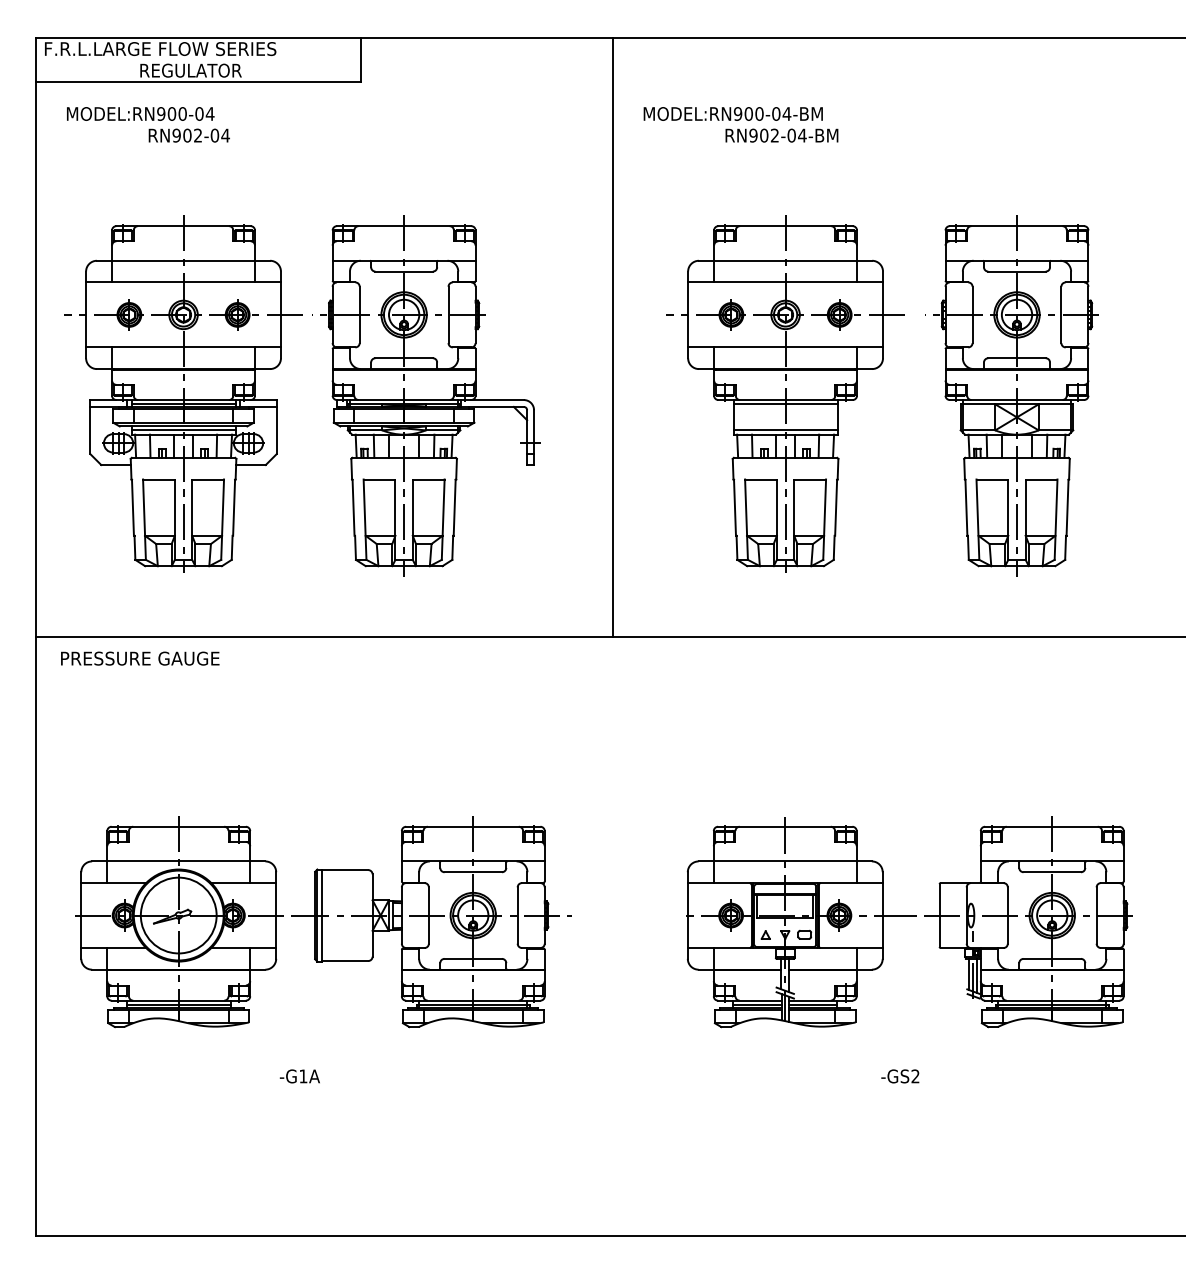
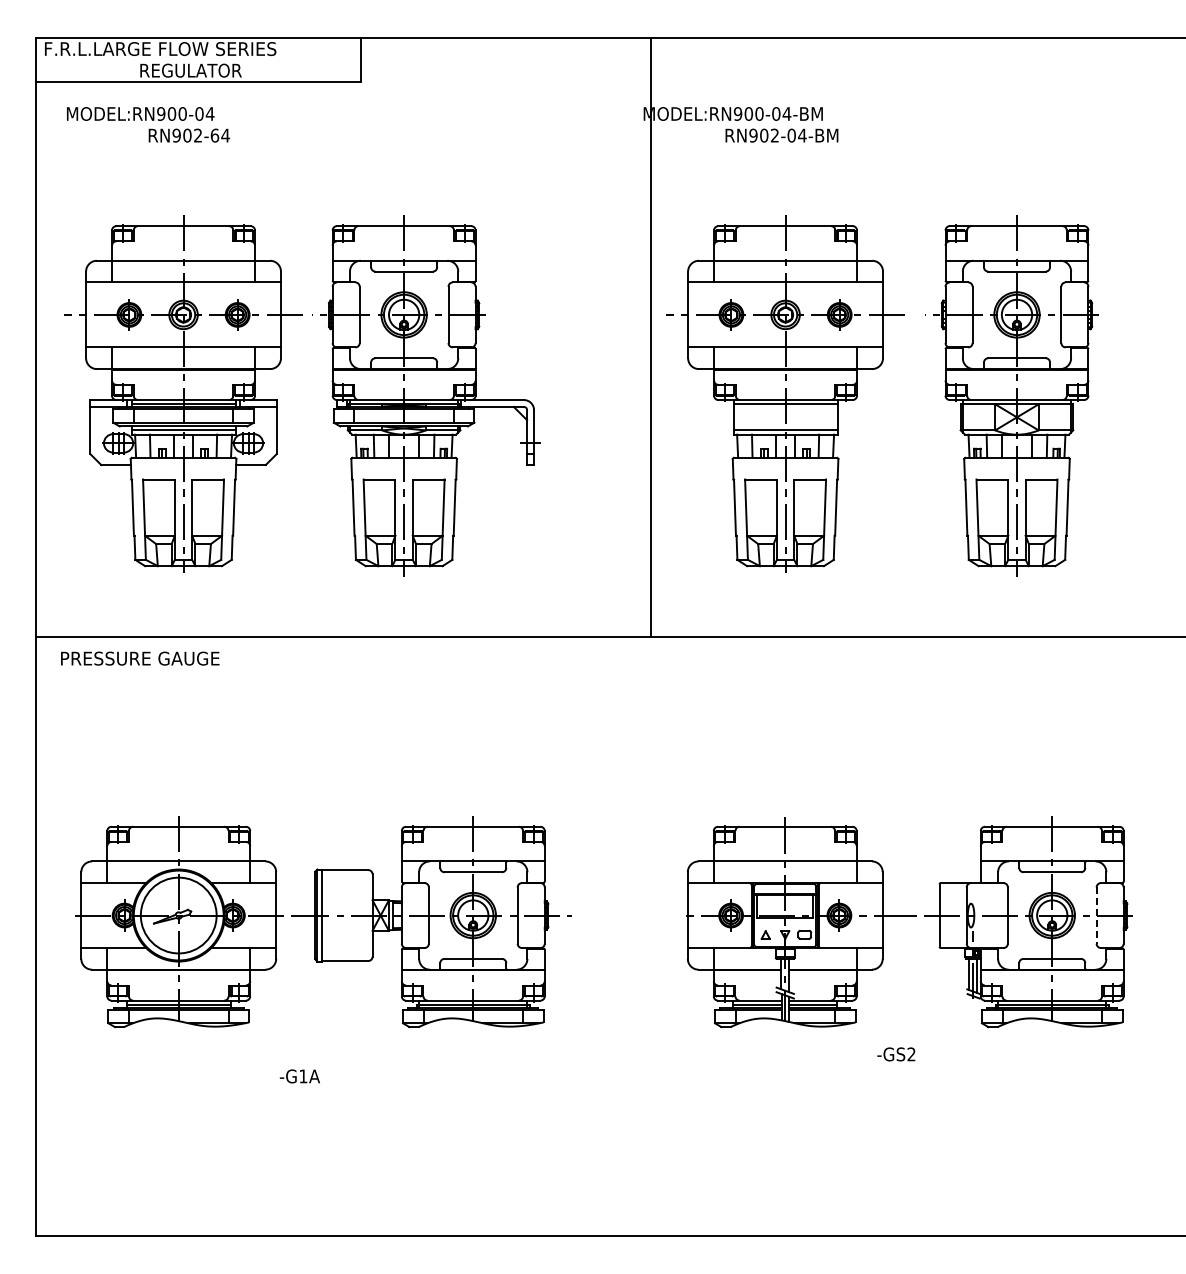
text: RN902-04 -> RN902-64 (215, 135)
line position: (612, 337) -> (650, 337) (650, 337)
line: solid -> dashed (1096, 916)
text position: (900, 1076) -> (896, 1054) (896, 1054)
